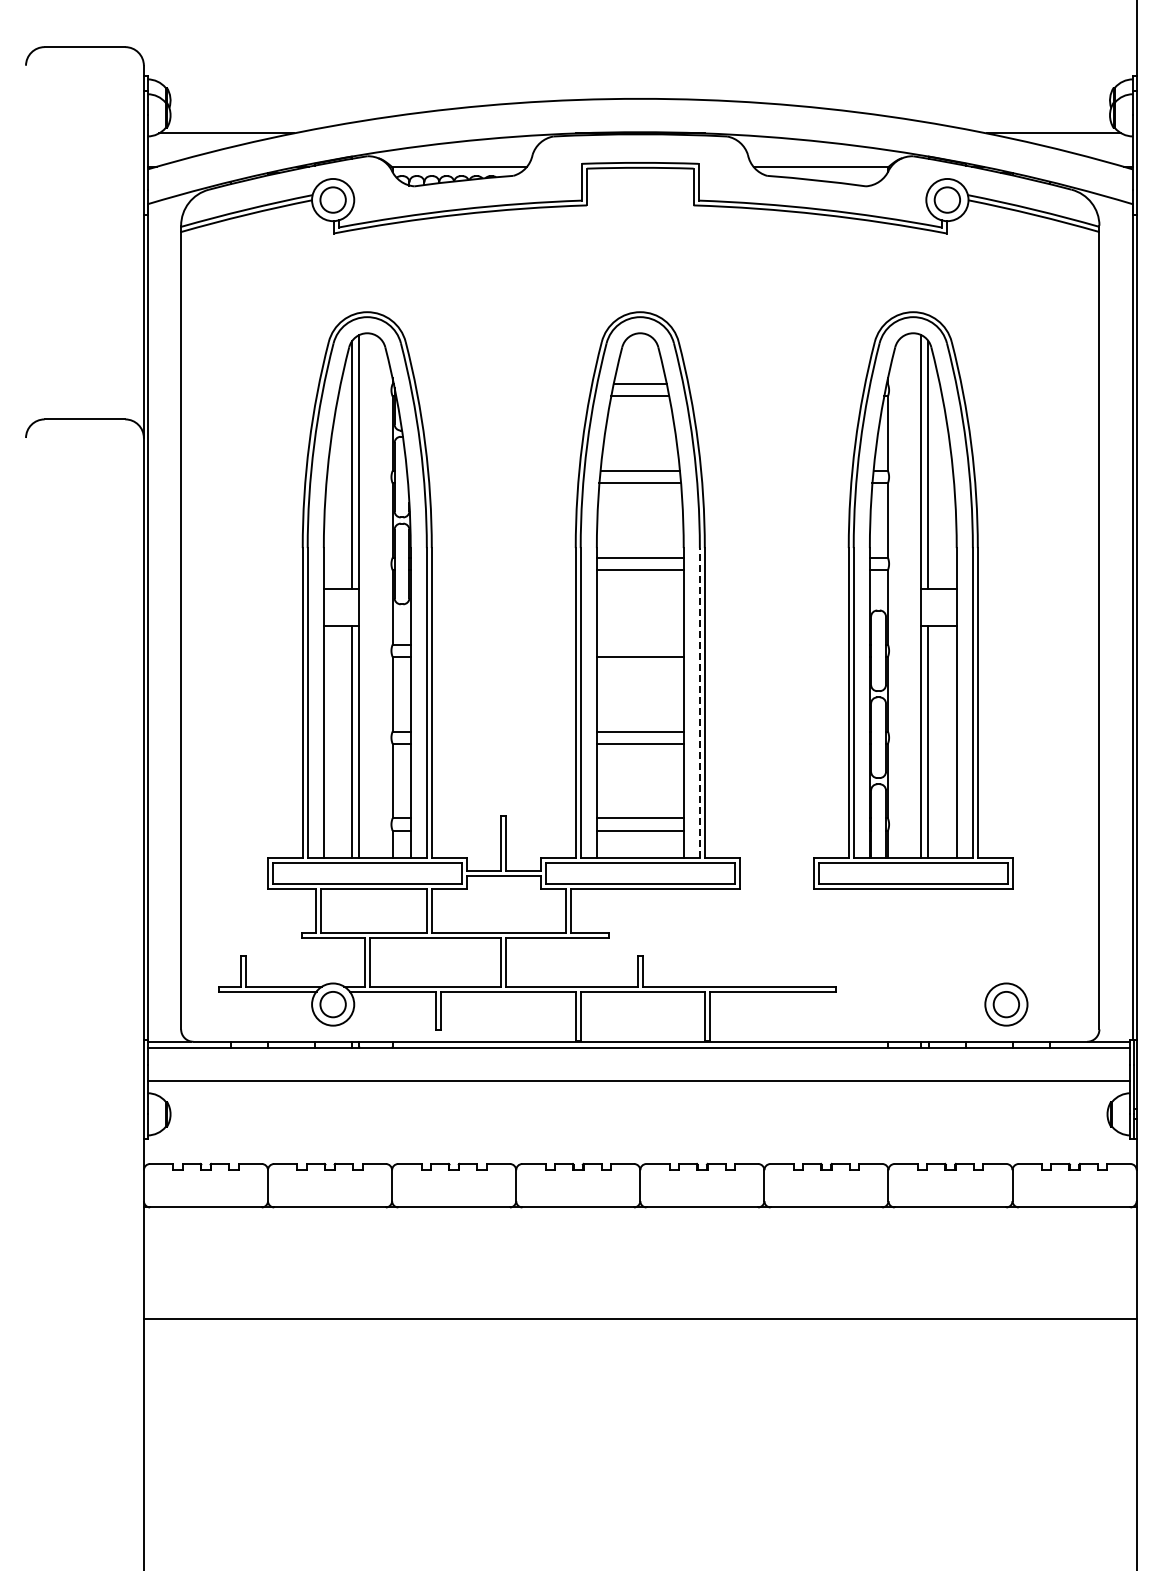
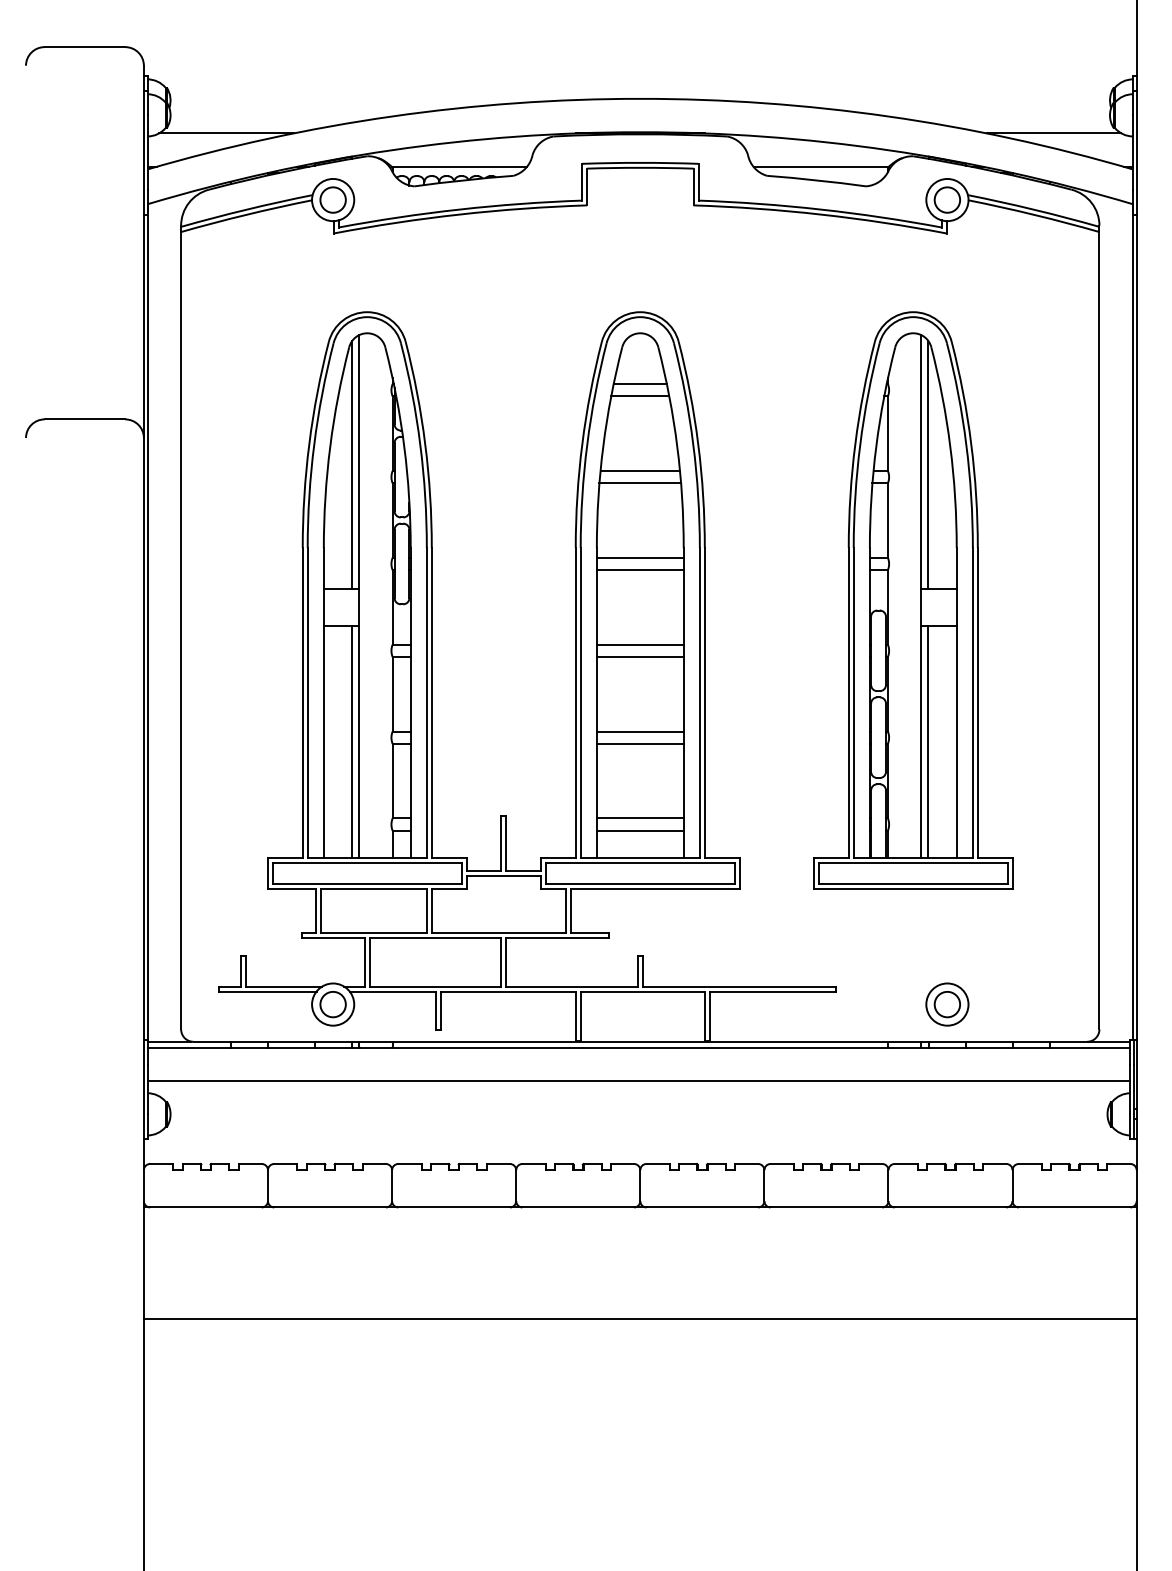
line: none -> present (639, 644)
line: dashed -> solid (699, 702)
part position: (1006, 1004) -> (947, 1004) (947, 1004)
